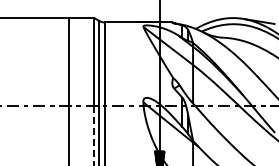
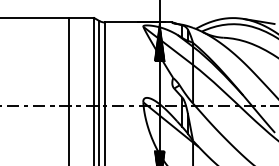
hatch: none -> present (159, 41)
line: dashed -> solid (94, 135)
